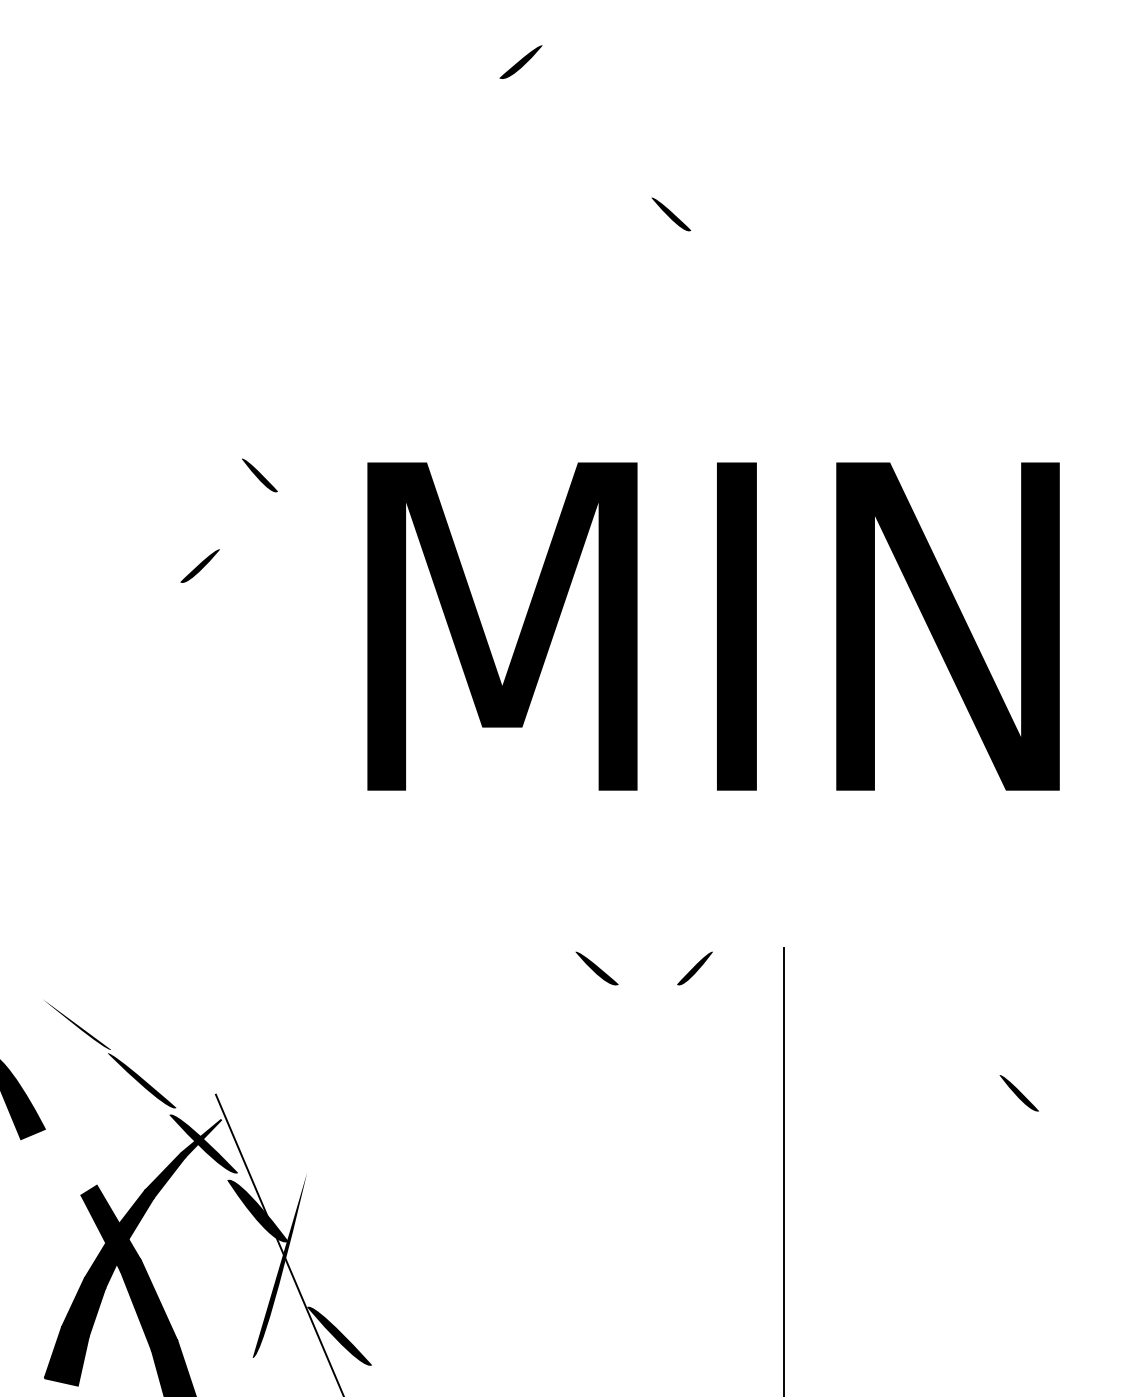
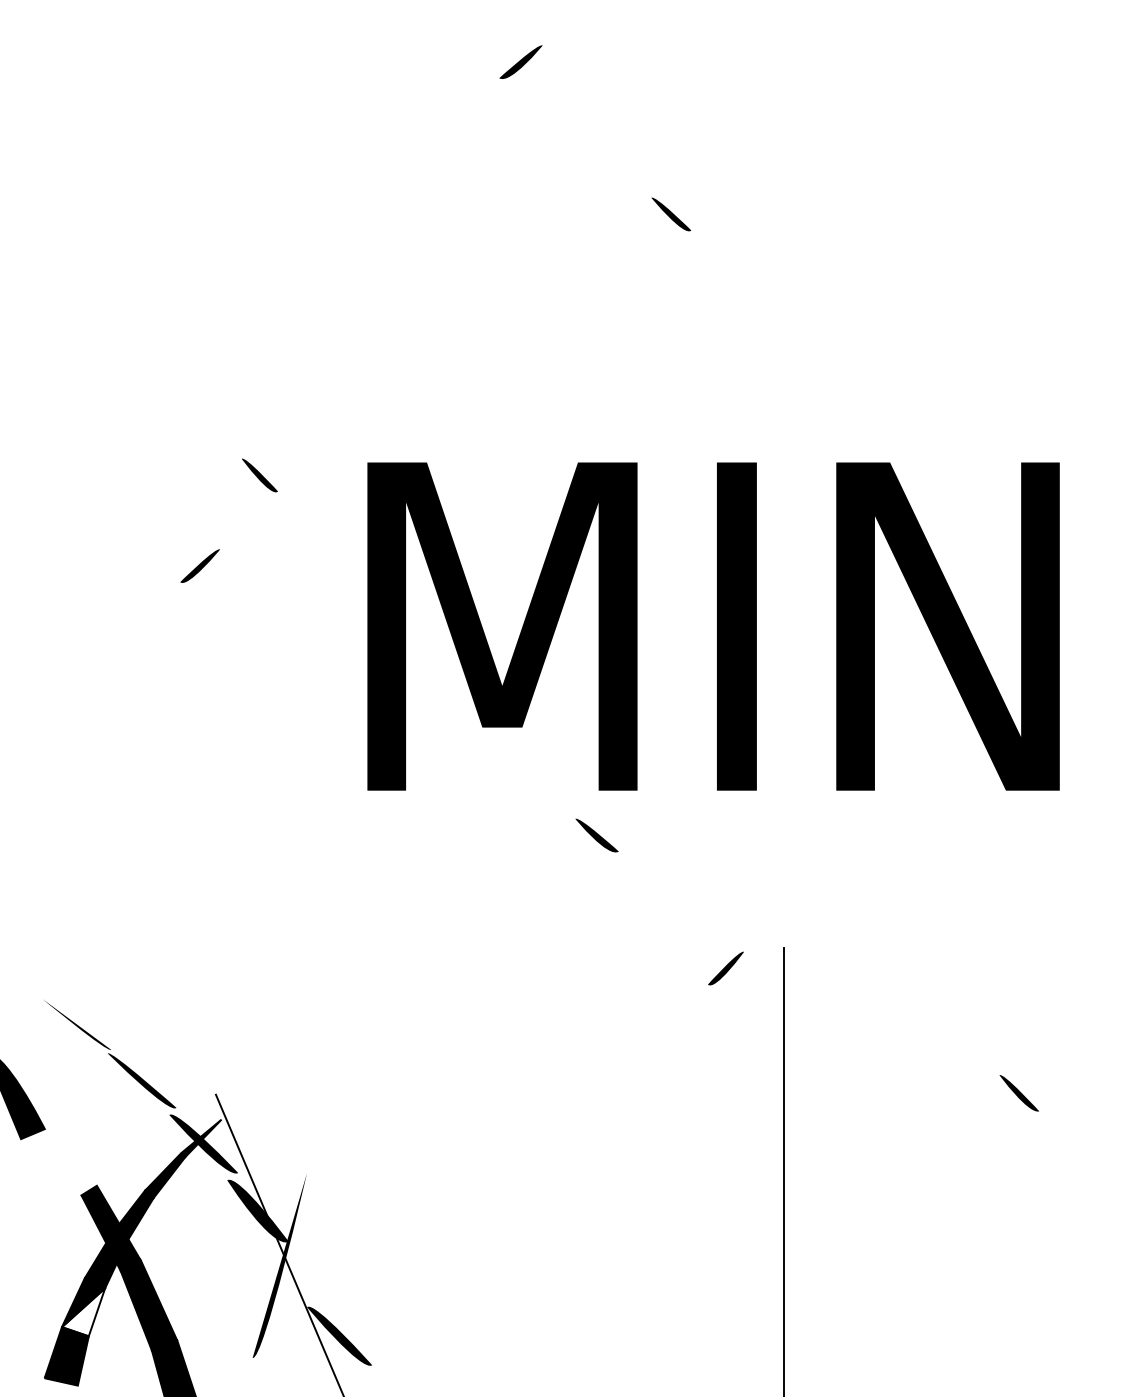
part position: (596, 968) -> (596, 835) (596, 835)
part position: (694, 968) -> (725, 968) (725, 968)
fill: present -> none (83, 1312)
